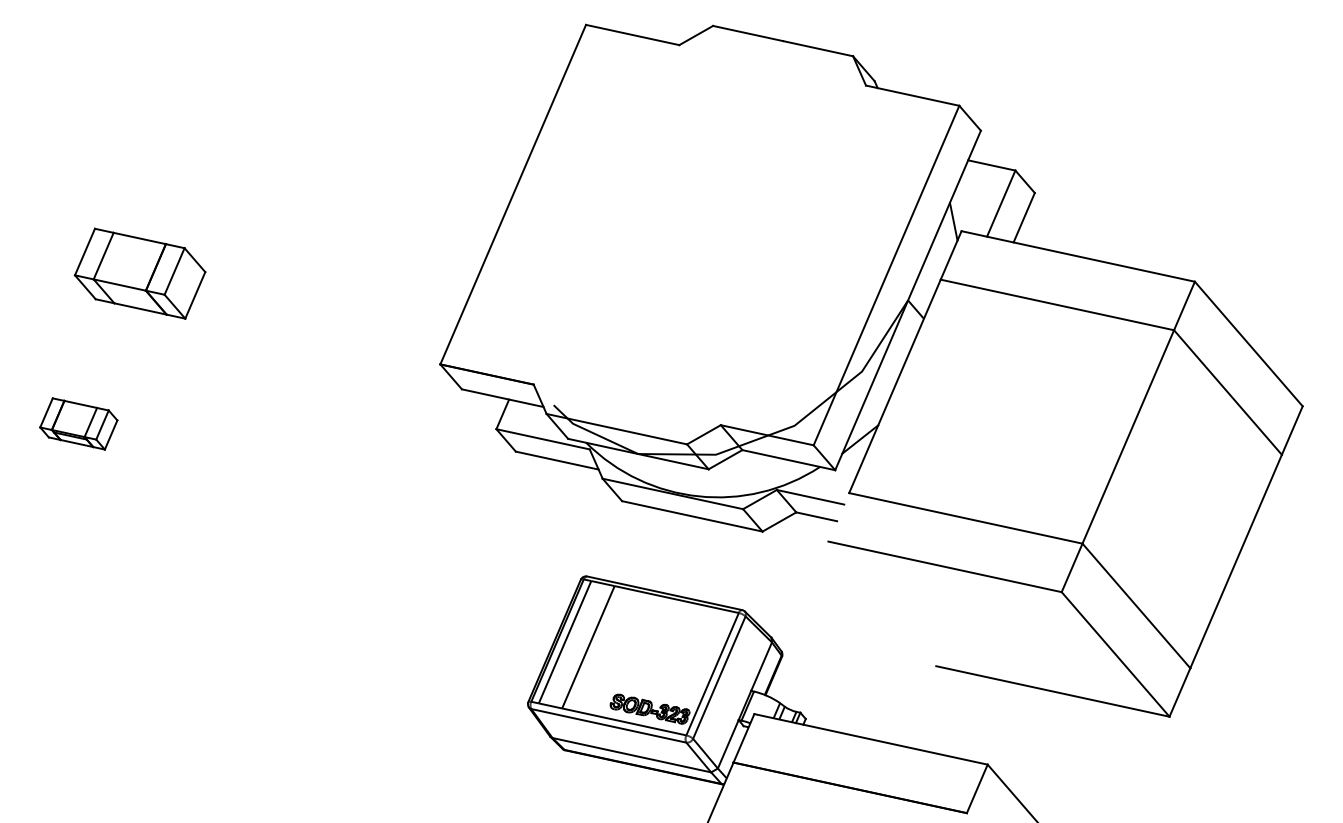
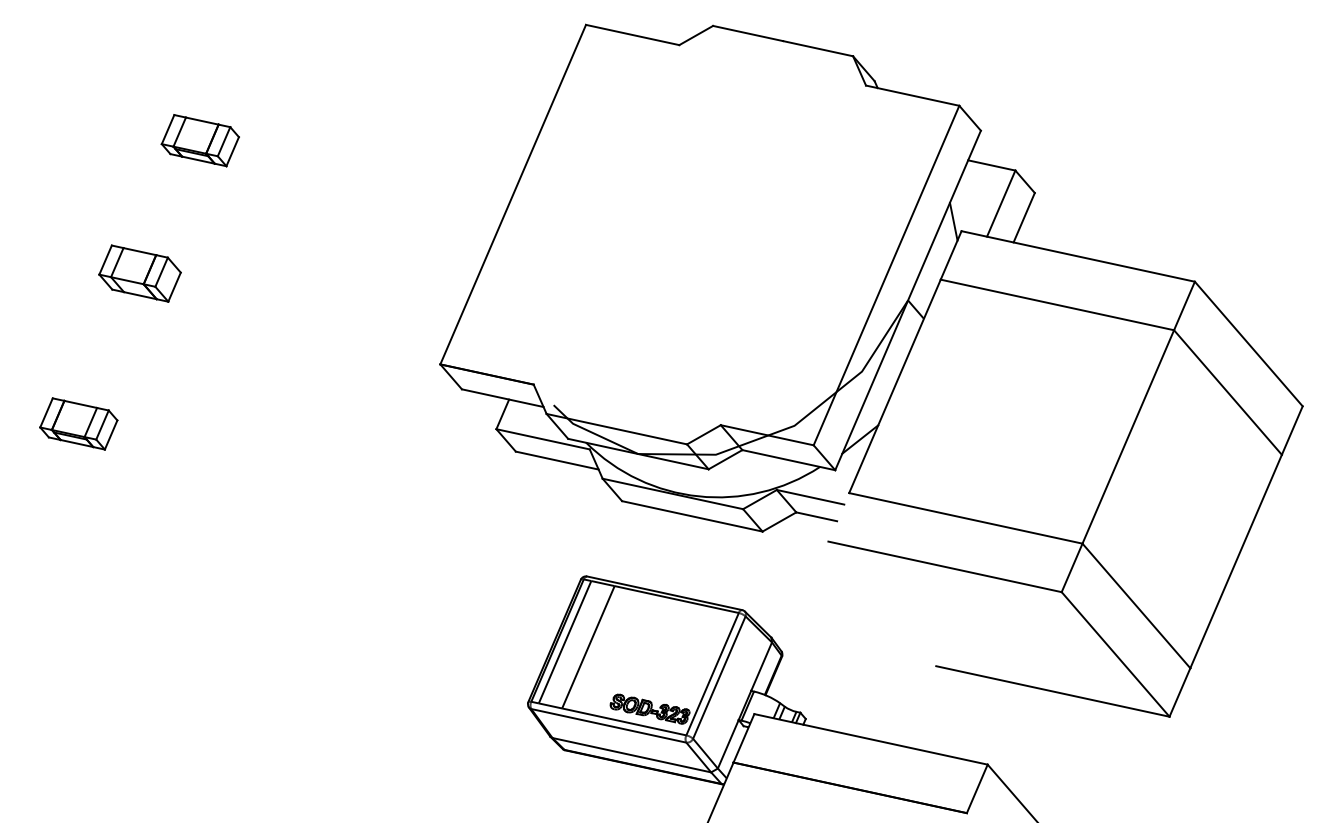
part: none -> present (199, 140)
part size: 134x93 px -> 84x59 px (139, 273)
